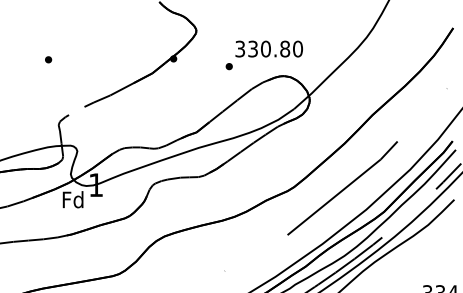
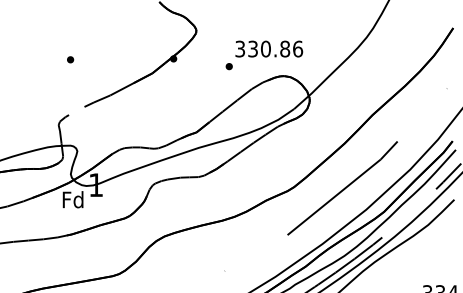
text: 330.80 -> 330.86 (298, 48)
part position: (48, 59) -> (70, 59) (70, 59)
